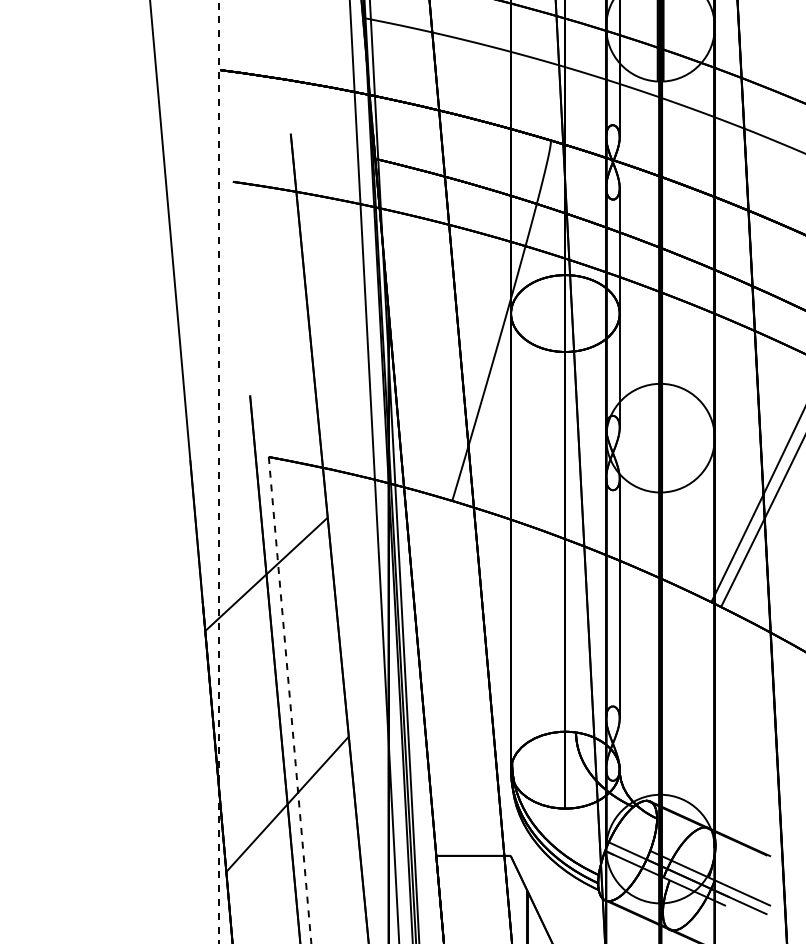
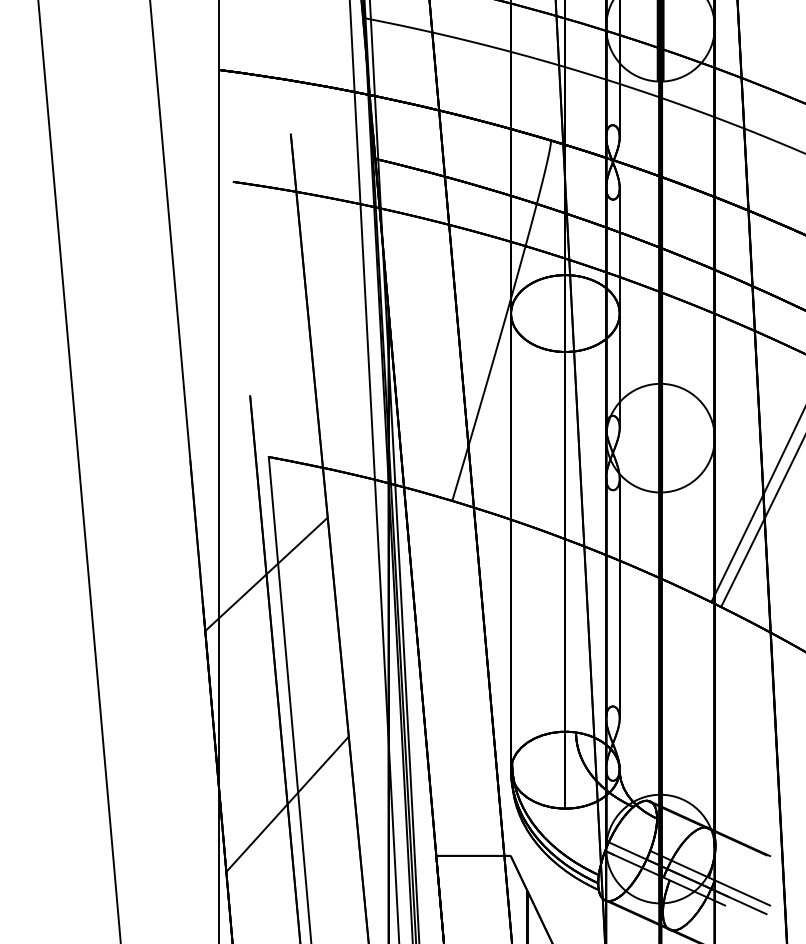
line: none -> present (79, 471)
line: dashed -> solid (219, 471)
line: dashed -> solid (290, 700)
